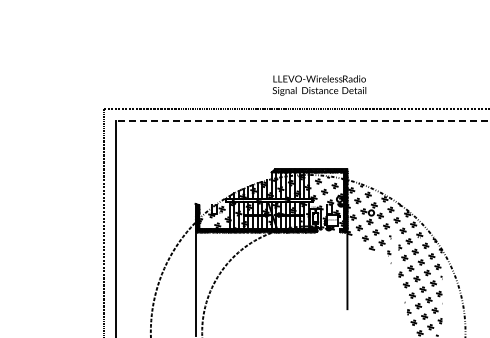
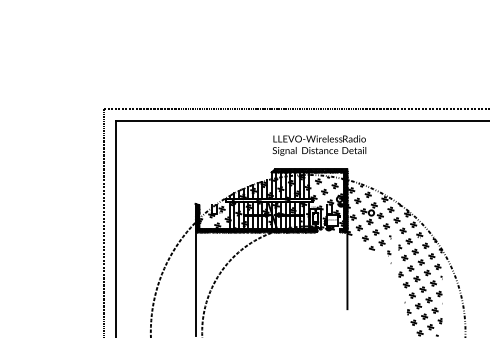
text position: (319, 85) -> (319, 145) (319, 145)
line: dashed -> solid (302, 121)
